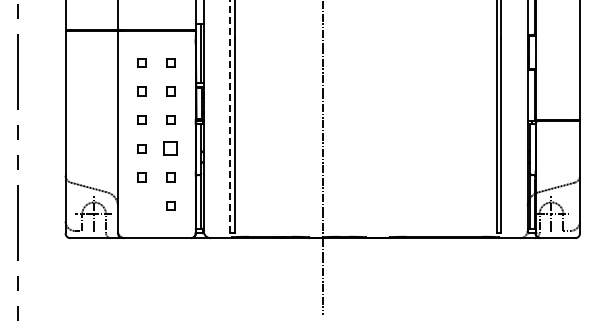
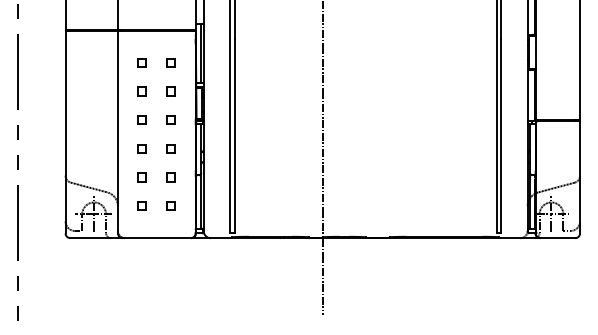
line: dashed -> solid (229, 115)
part size: 15x15 px -> 10x10 px (170, 148)
part: none -> present (141, 205)
